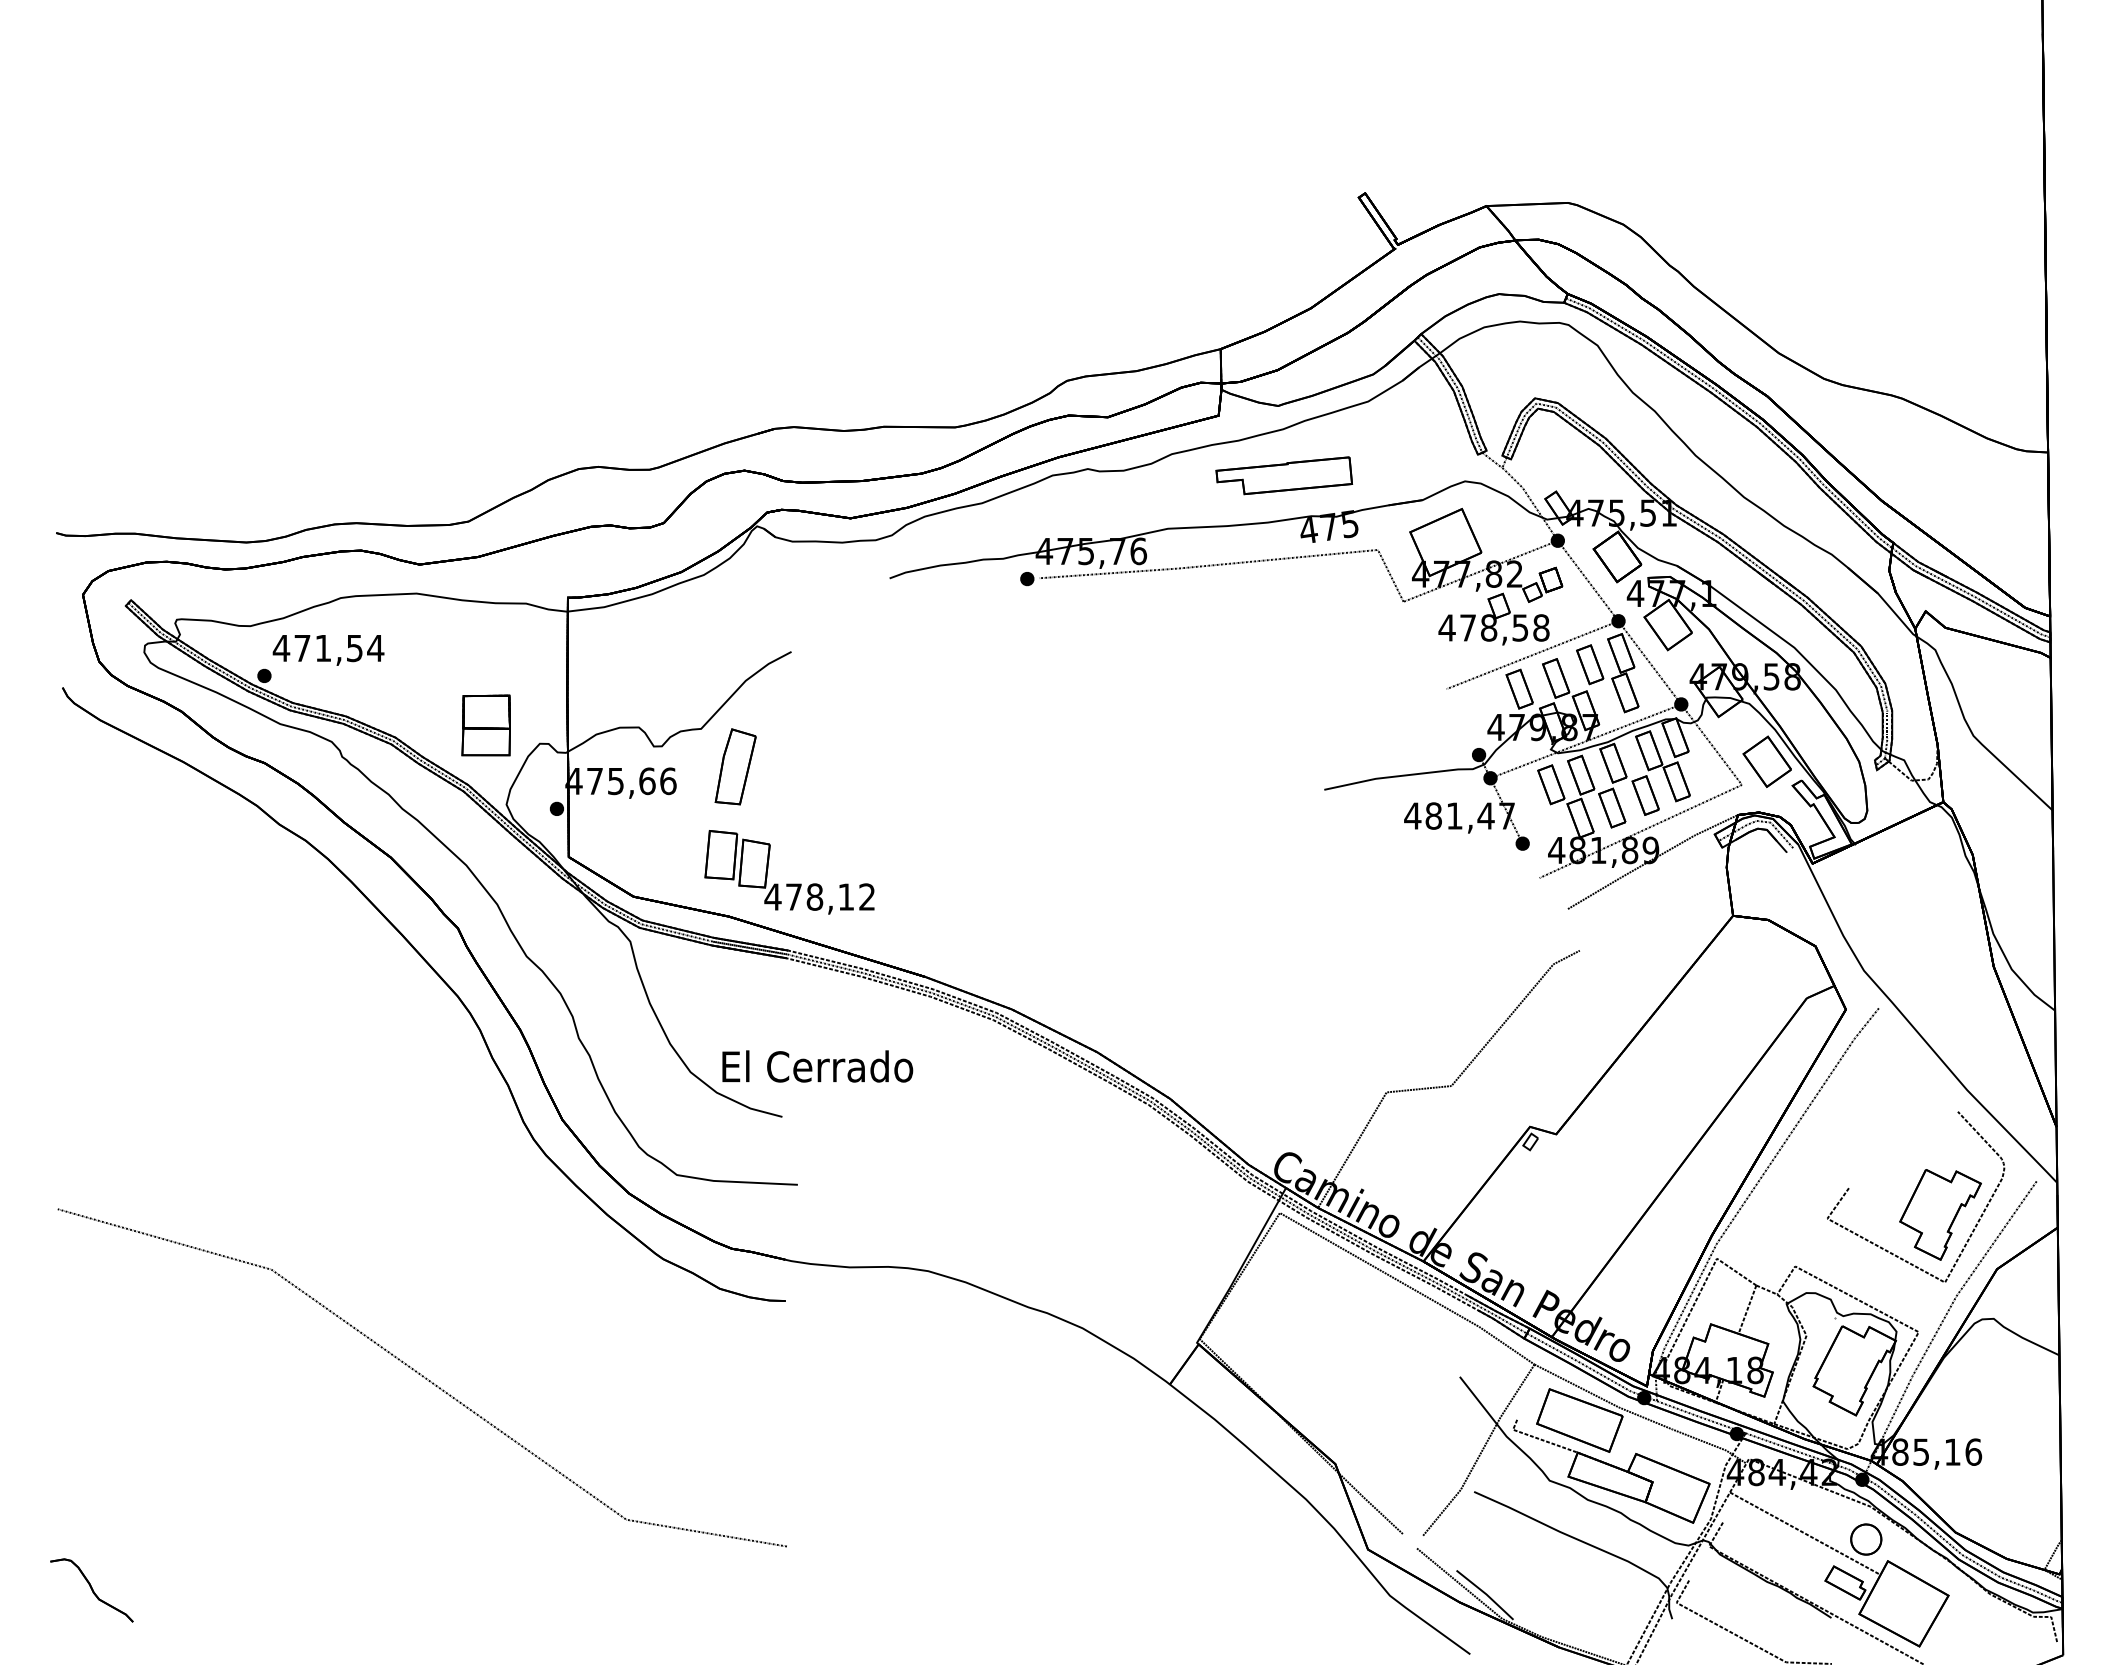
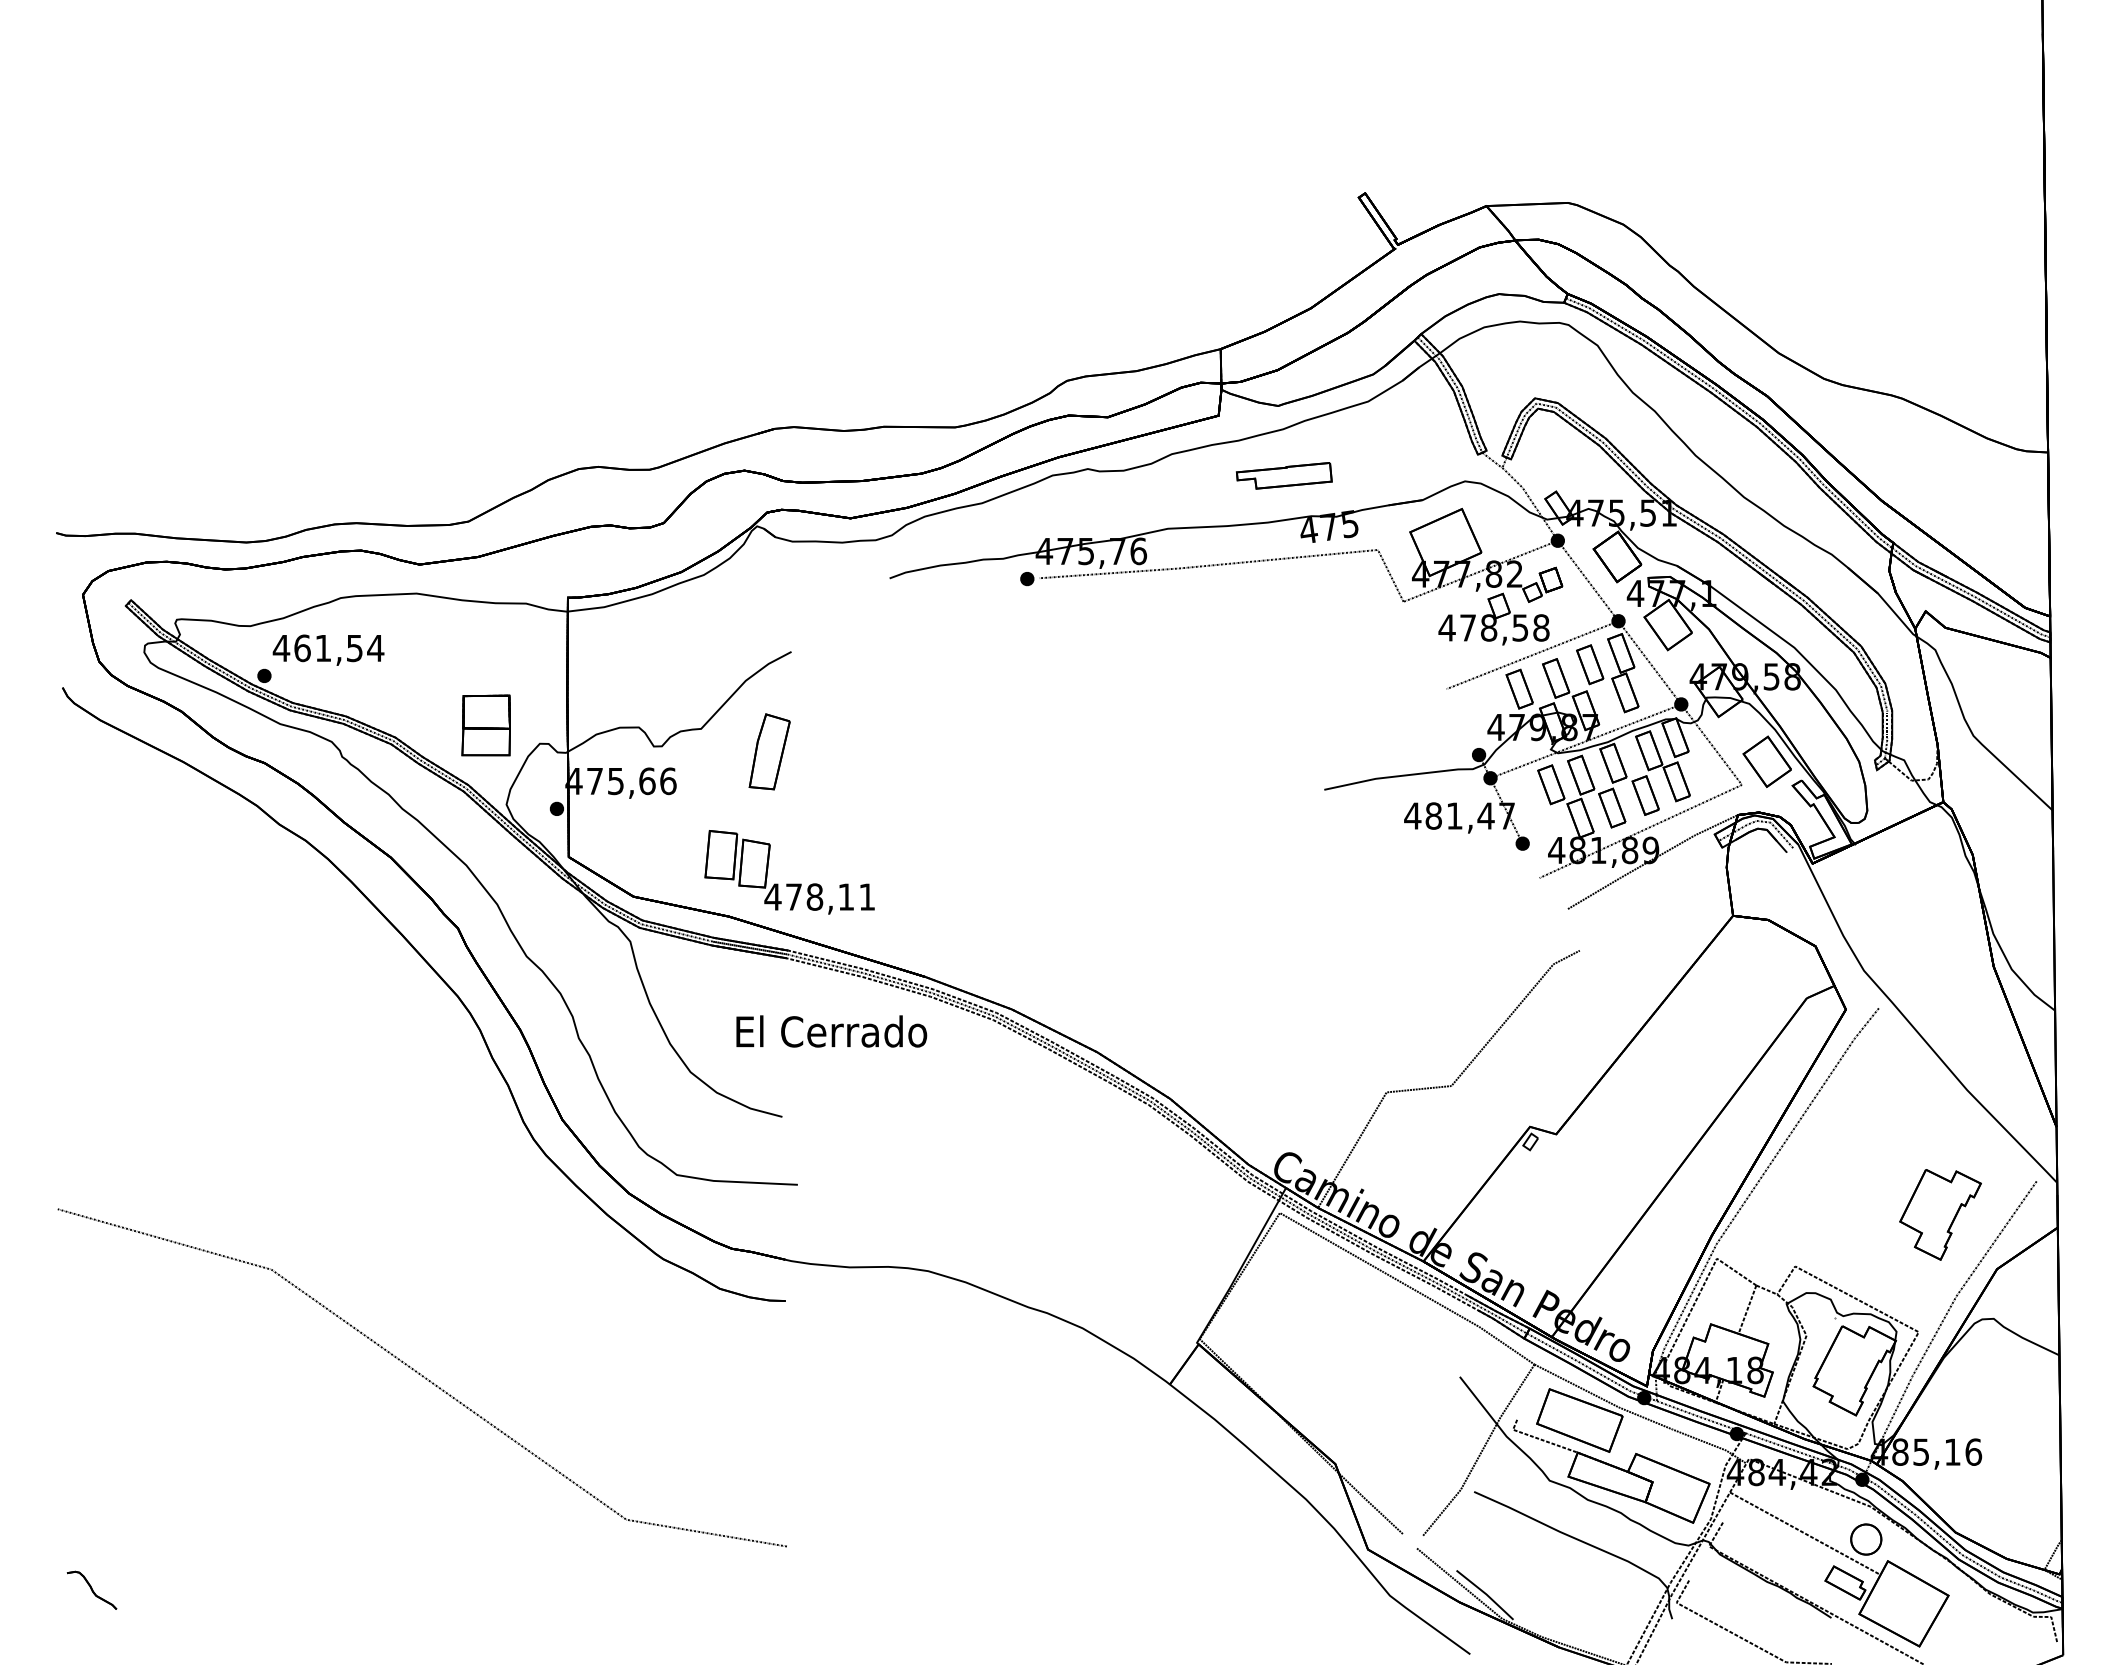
part size: 139x40 px -> 97x28 px (1284, 475)
text: 471,54 -> 461,54 (302, 648)
part position: (735, 766) -> (769, 751) (769, 751)
text: 478,12 -> 478,11 (866, 896)
text position: (817, 1066) -> (831, 1031) (831, 1031)
curve: present -> none (1888, 1250)
part size: 84x65 px -> 52x40 px (91, 1589)
